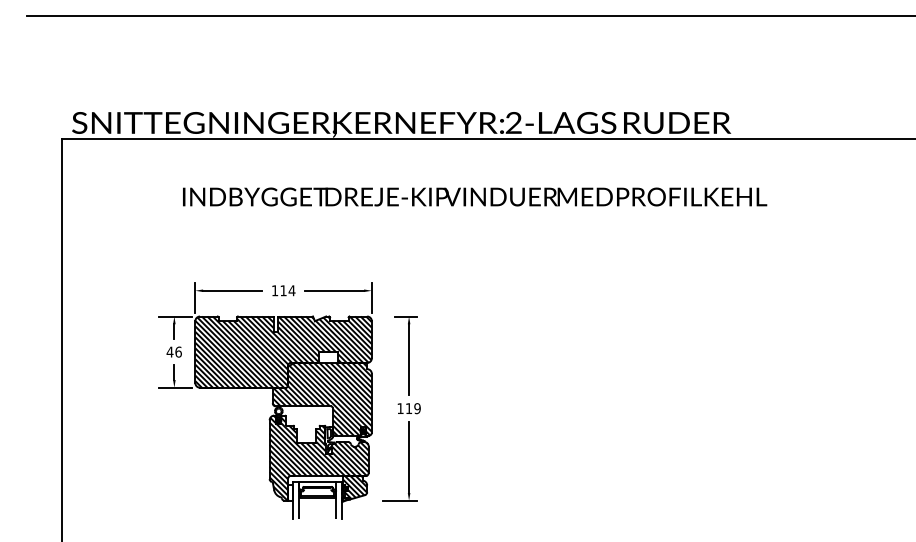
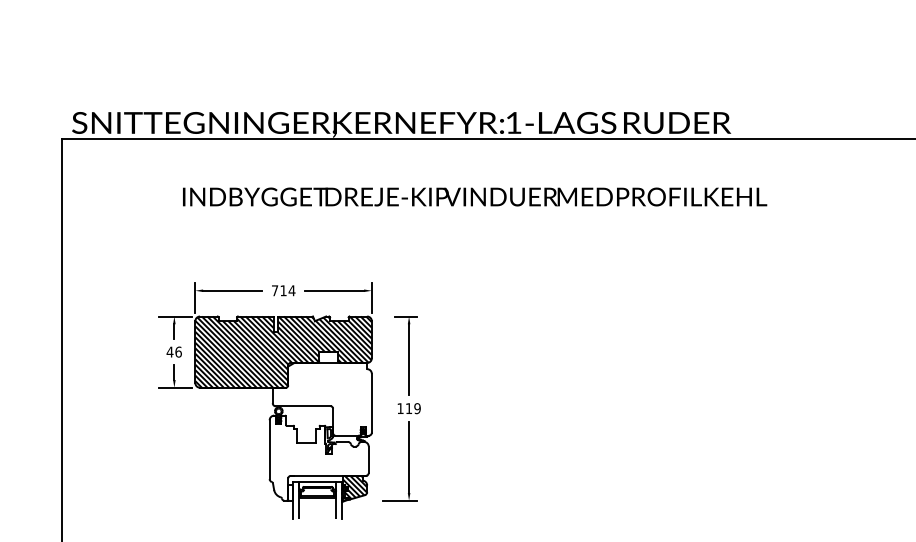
line: present -> none (469, 16)
text: 2-LAGS -> 1-LAGS (513, 122)
text: 114 -> 714 (275, 290)
hatch: present -> none (321, 398)
hatch: present -> none (318, 457)
